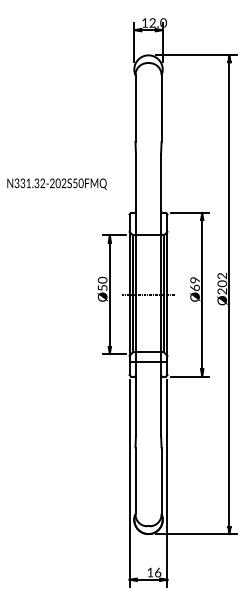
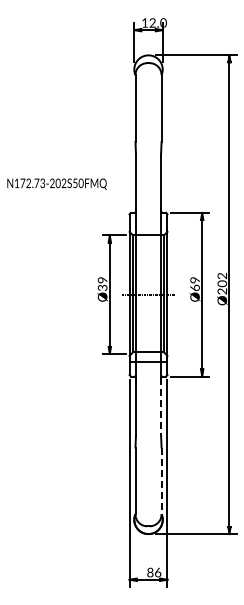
text: N331.32-202S50FMQ -> N172.73-202S50FMQ (29, 183)
text: Ø50 -> Ø39 (102, 283)
line: solid -> dashed (161, 407)
line: solid -> dashed (161, 481)
text: 16 -> 86 (150, 572)
